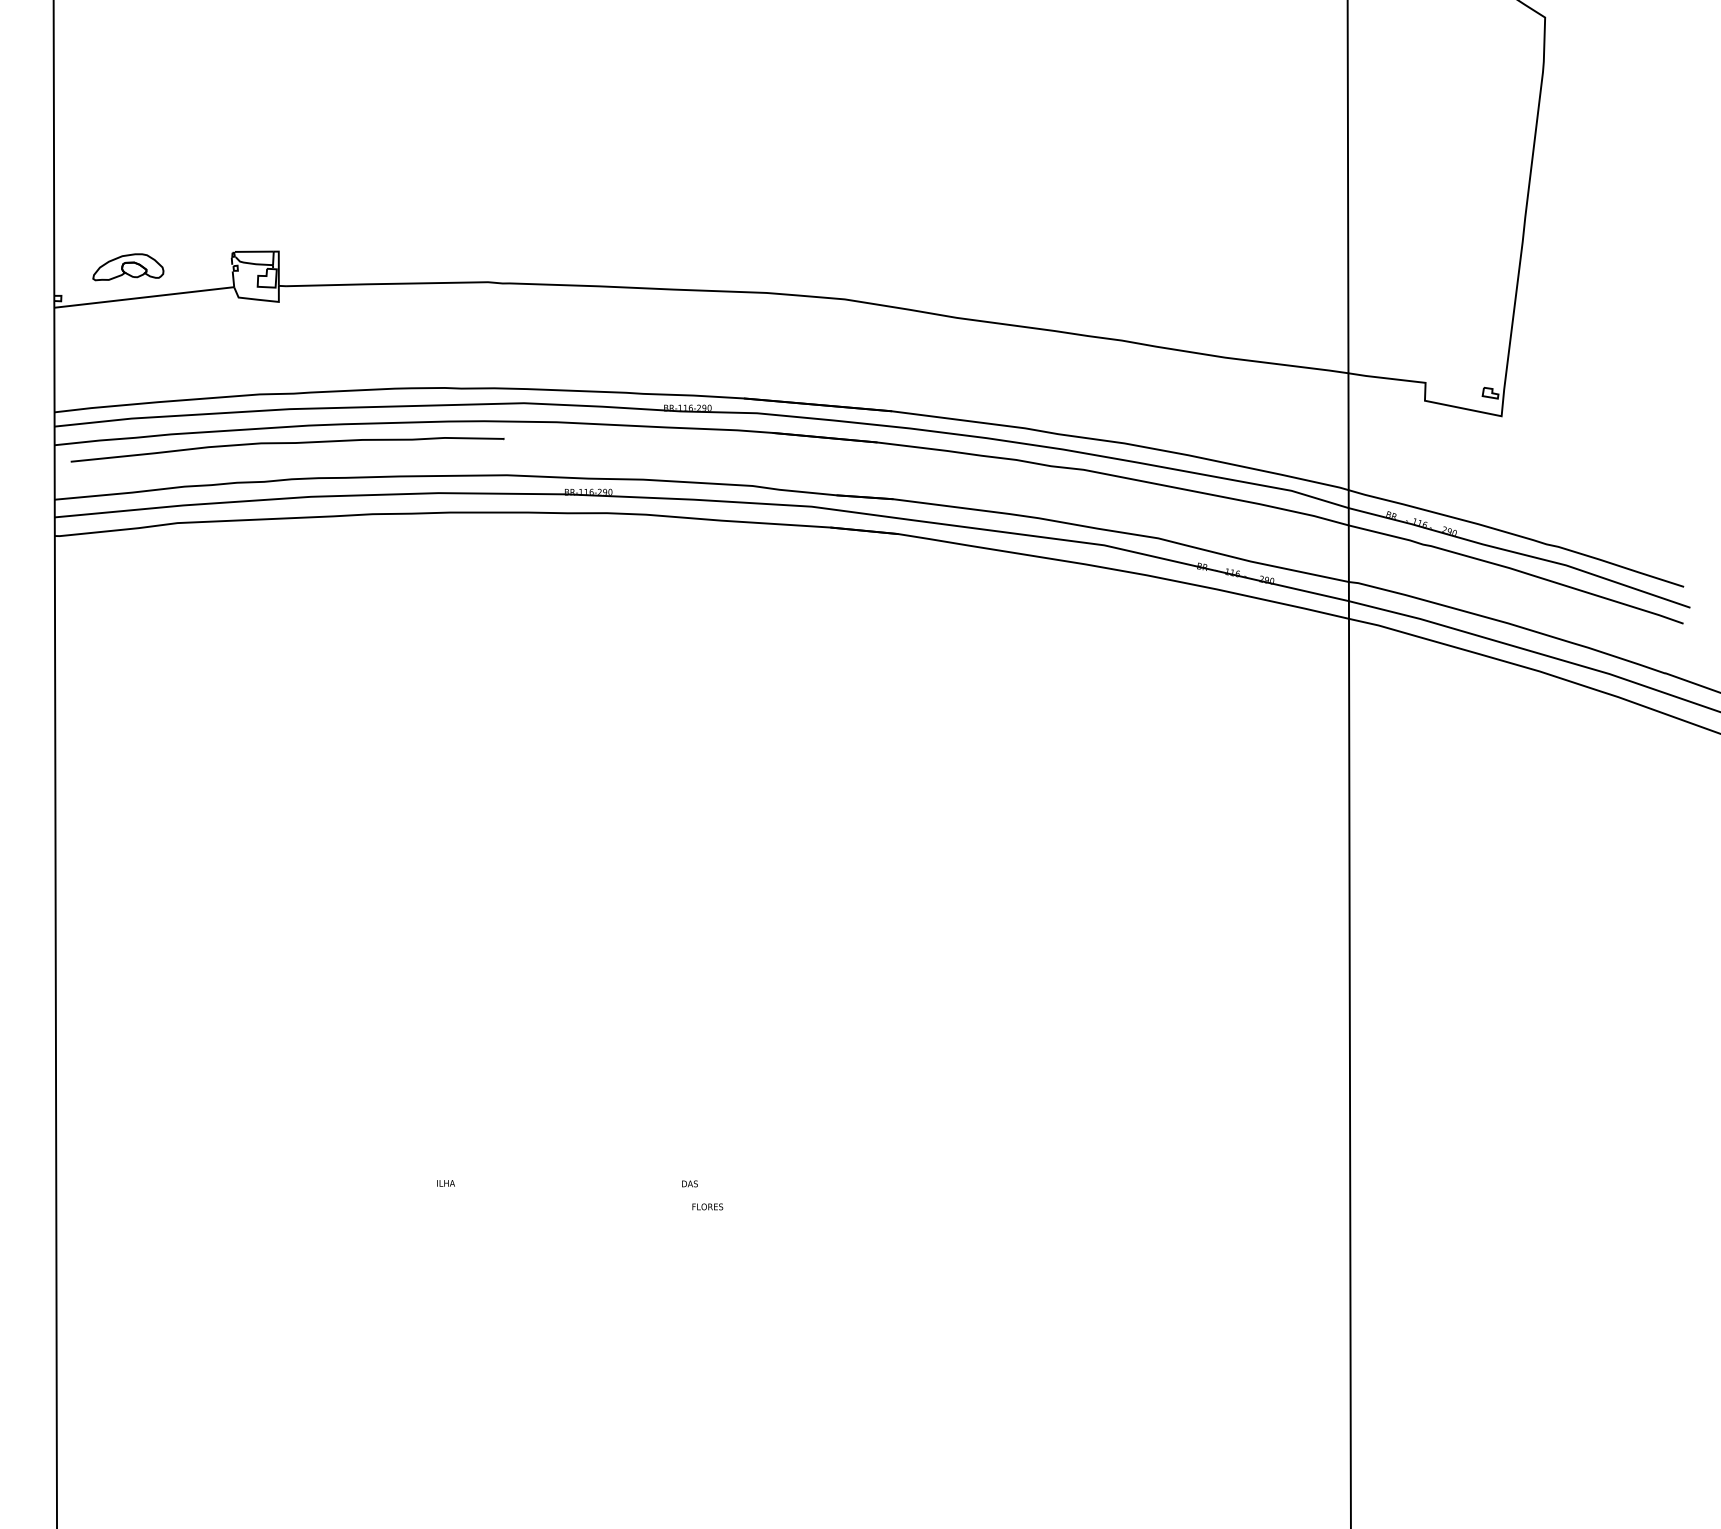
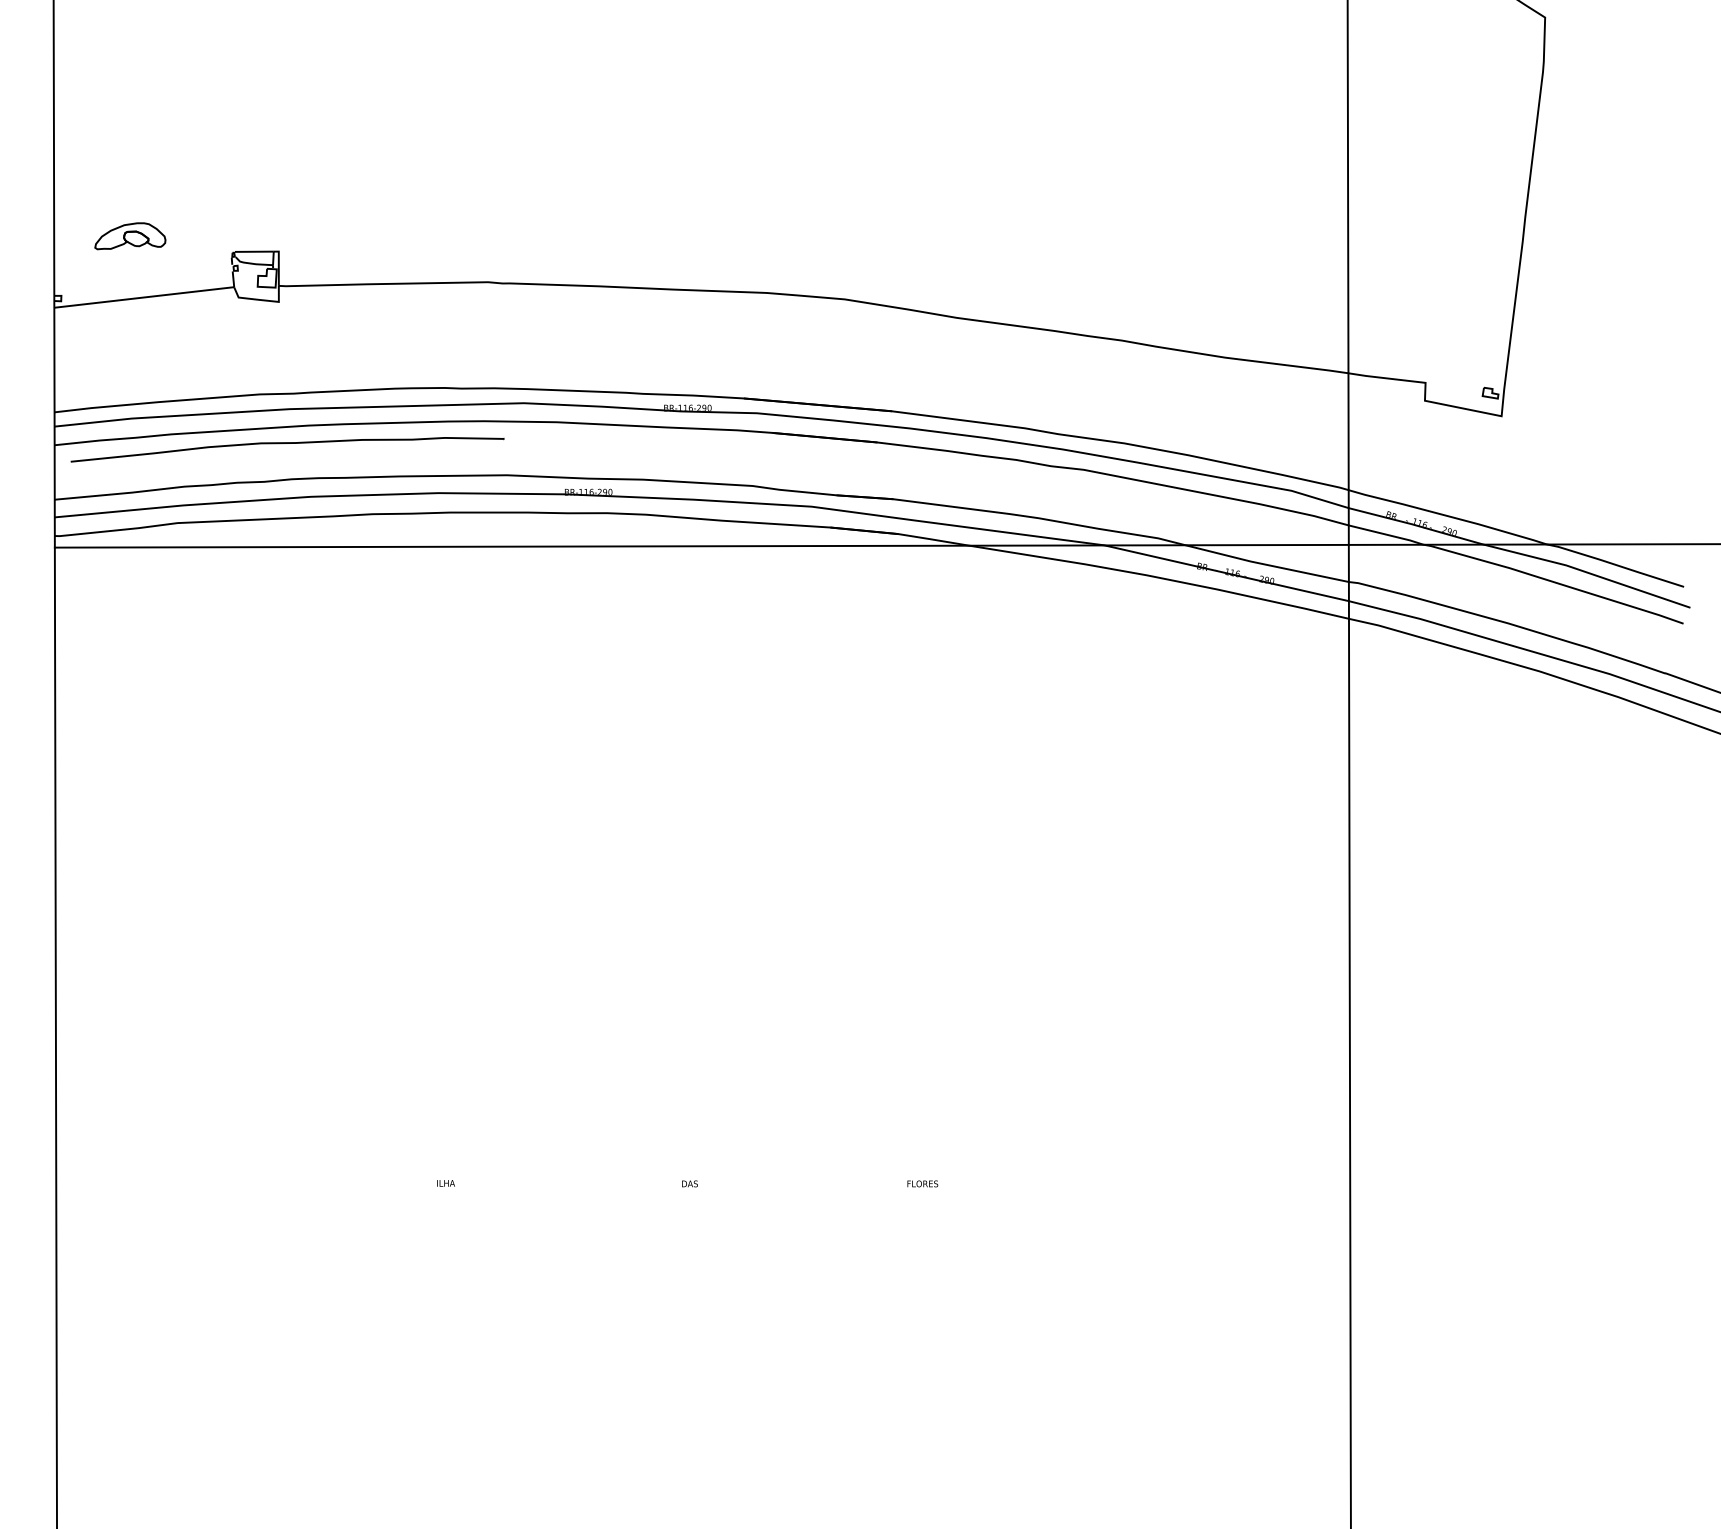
part position: (128, 267) -> (130, 236) (130, 236)
line: none -> present (885, 545)
text position: (707, 1206) -> (922, 1183) (922, 1183)
